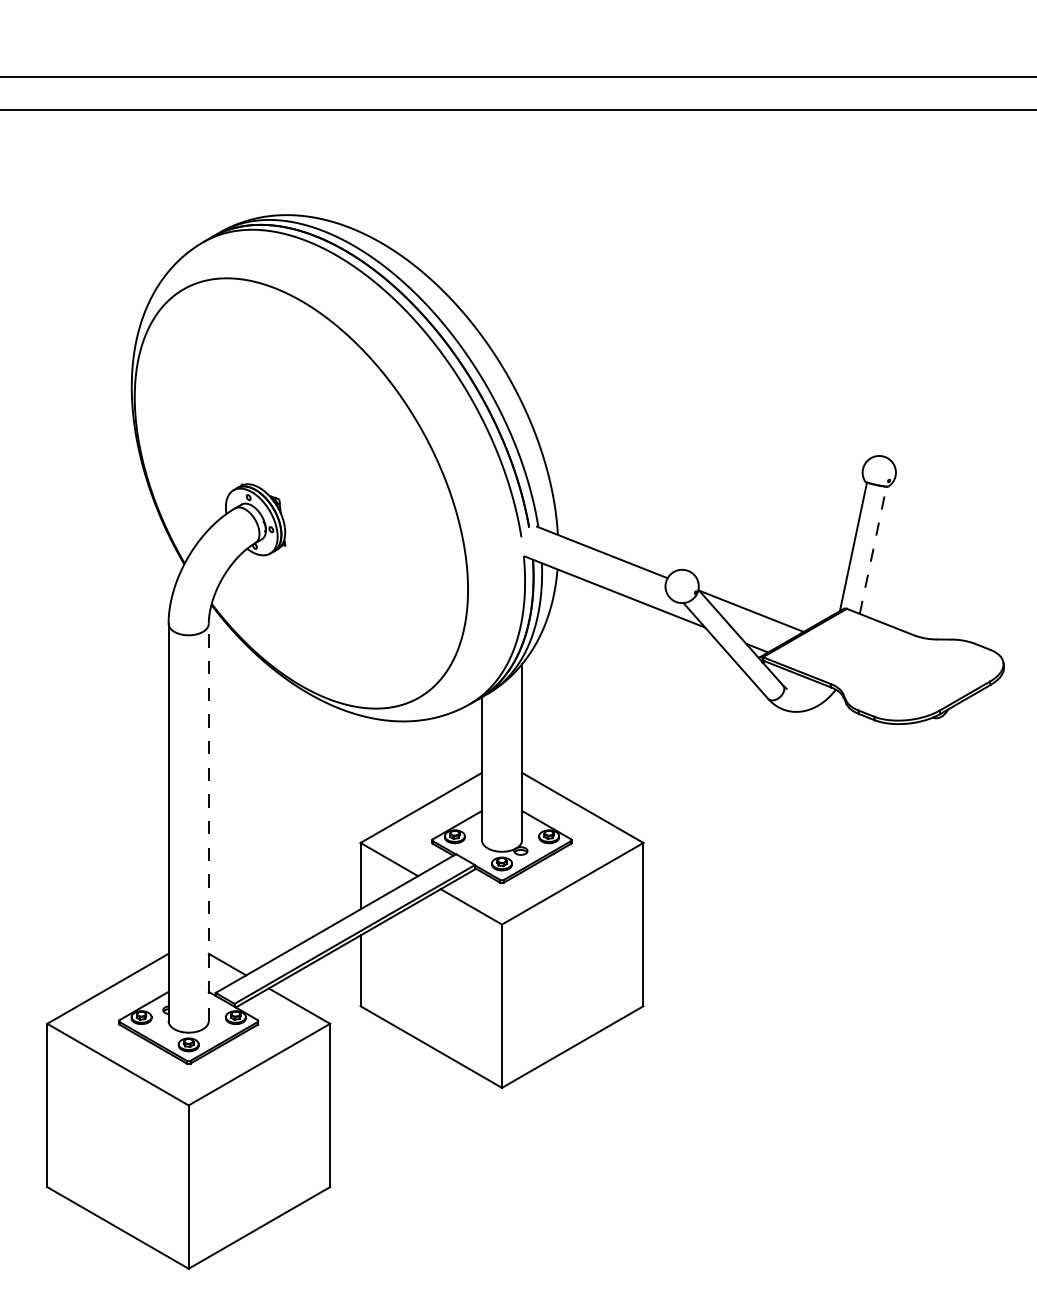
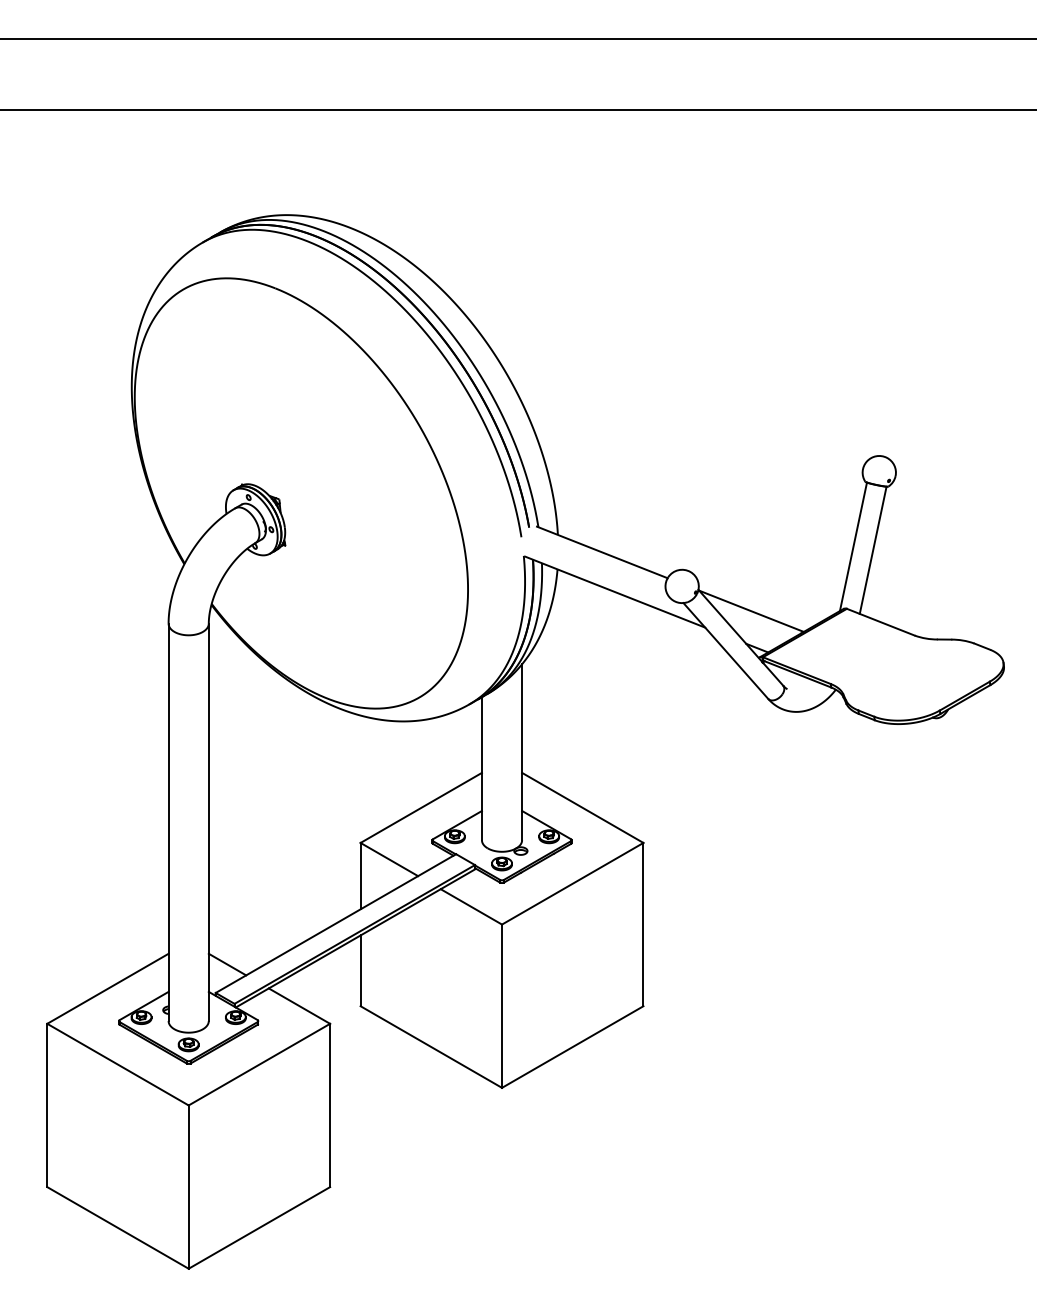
line position: (517, 77) -> (517, 39) (517, 39)
line: dashed -> solid (873, 550)
line: dashed -> solid (208, 822)
